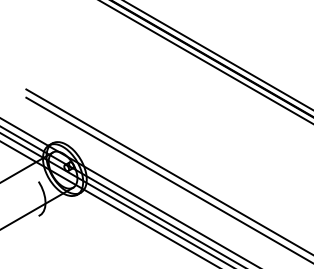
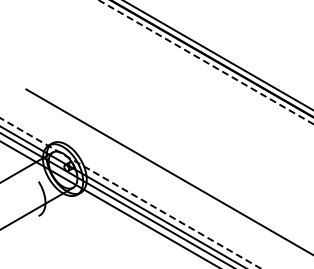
line: solid -> dashed (206, 62)
line: present -> none (168, 179)
line: solid -> dashed (131, 193)
